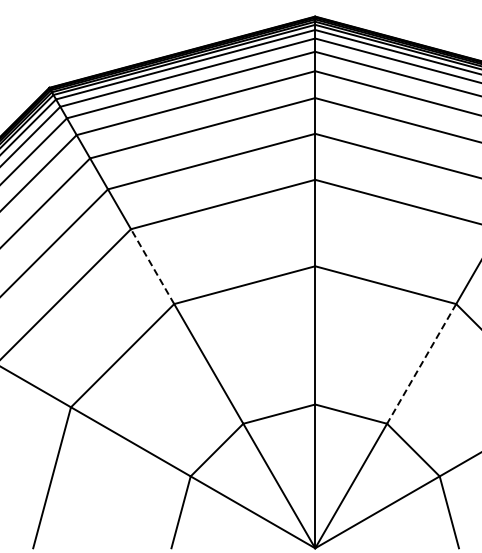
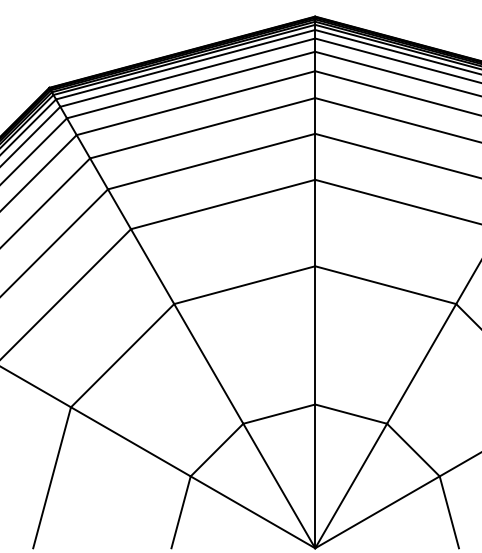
line: dashed -> solid (152, 266)
line: dashed -> solid (421, 364)
